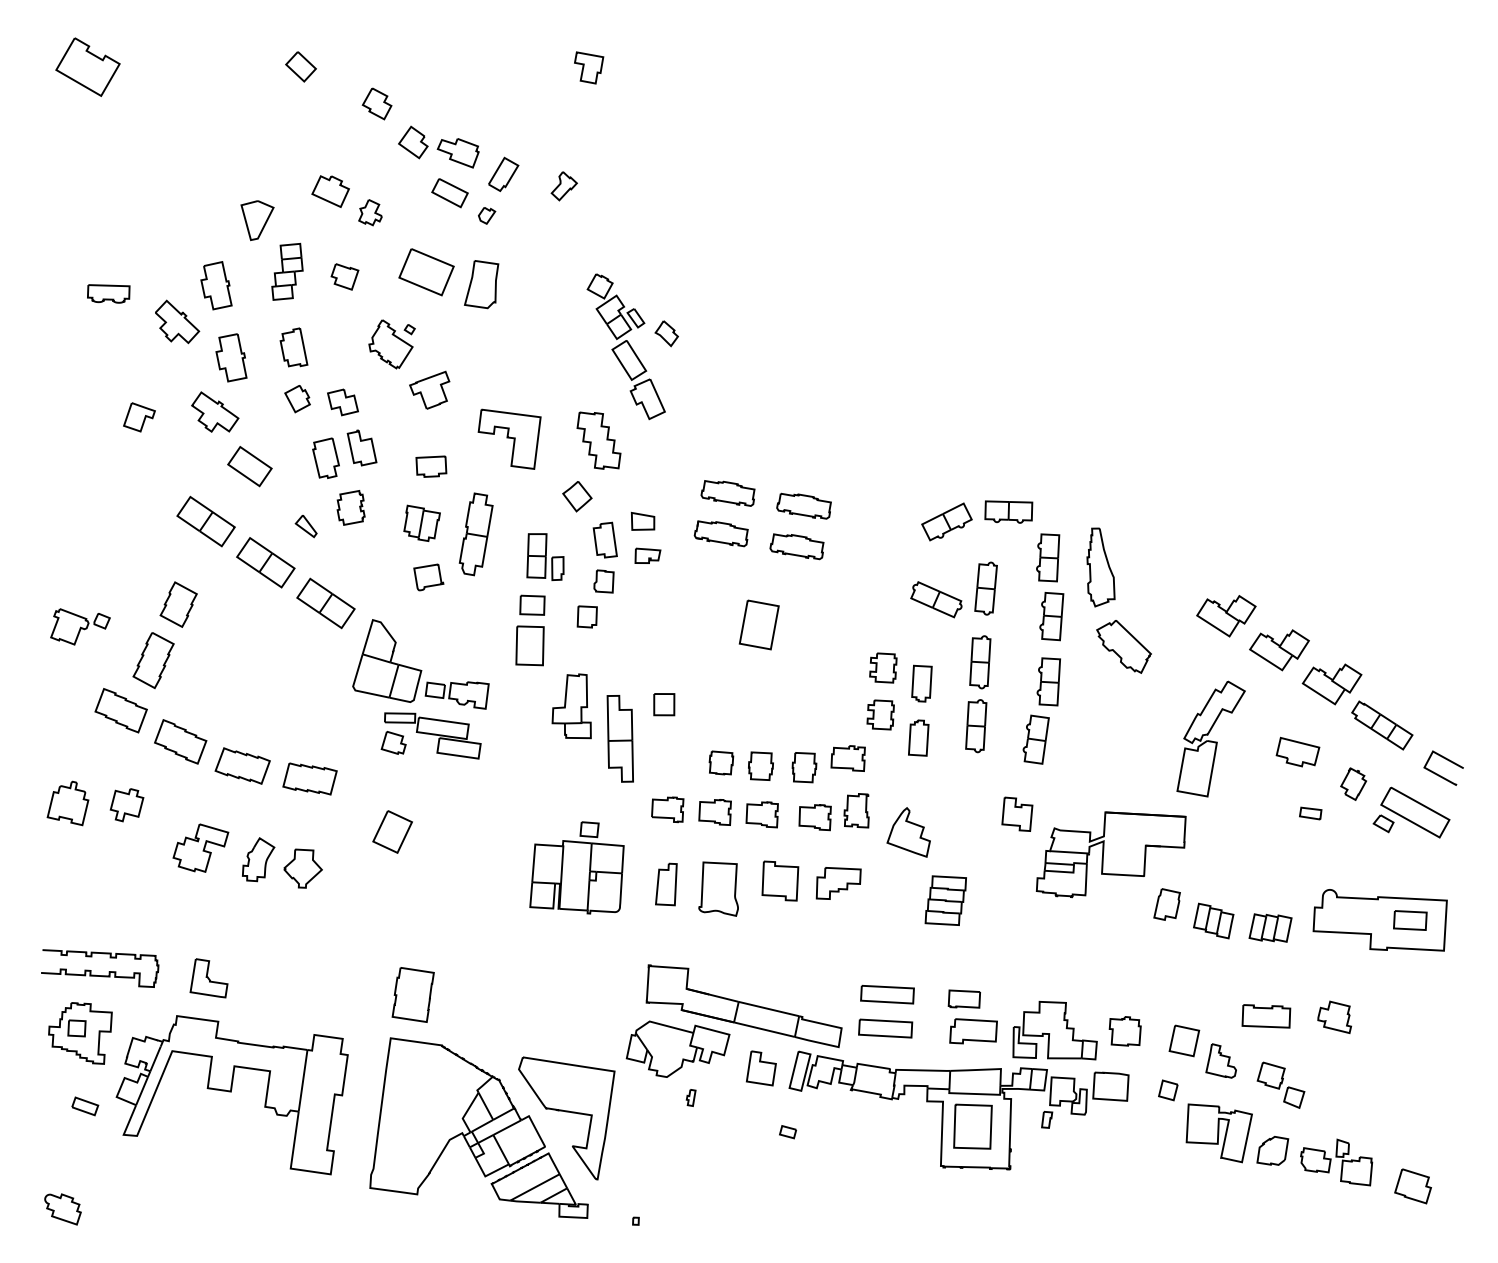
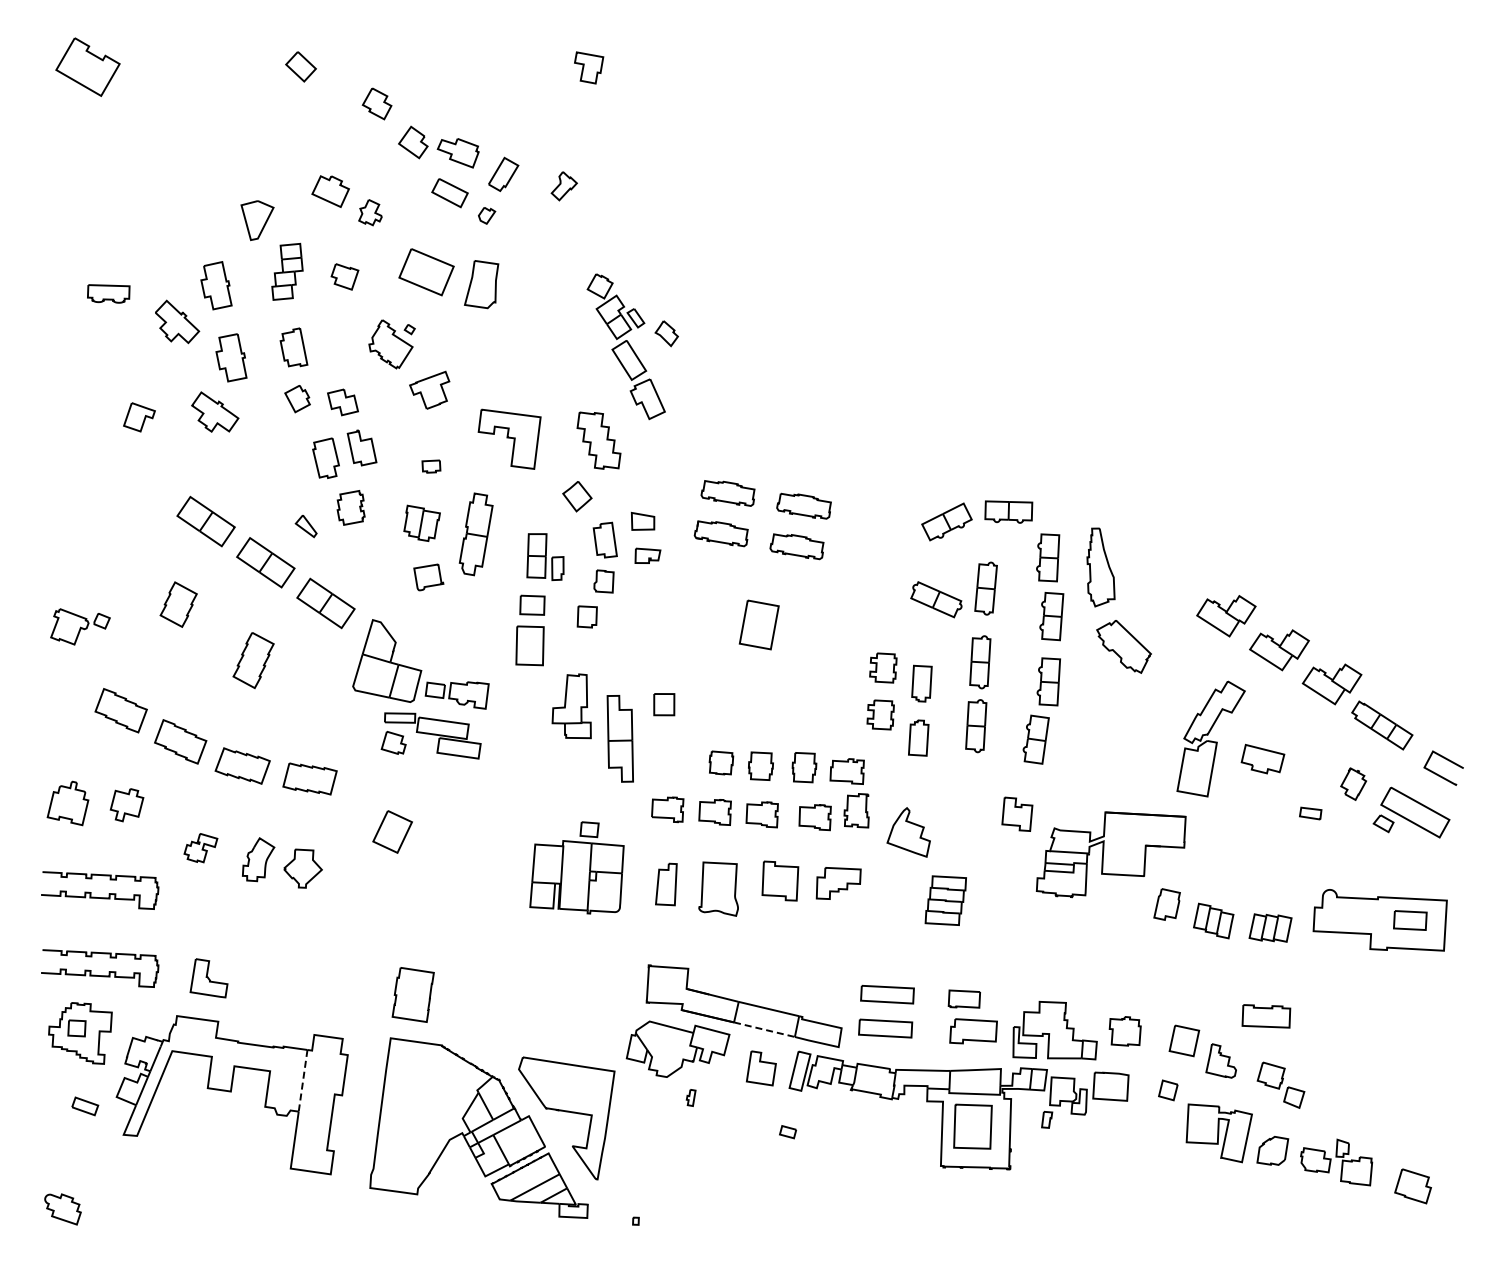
part: present -> none (249, 466)
part size: 33x23 px -> 21x15 px (431, 466)
part position: (153, 660) -> (253, 660) (253, 660)
part position: (1297, 751) -> (1262, 758) (1262, 758)
part position: (847, 758) -> (846, 771) (846, 771)
part size: 58x50 px -> 36x31 px (200, 848)
curve: none -> present (100, 897)
part: present -> none (1334, 1016)
line: solid -> dashed (764, 1029)
line: solid -> dashed (303, 1081)
